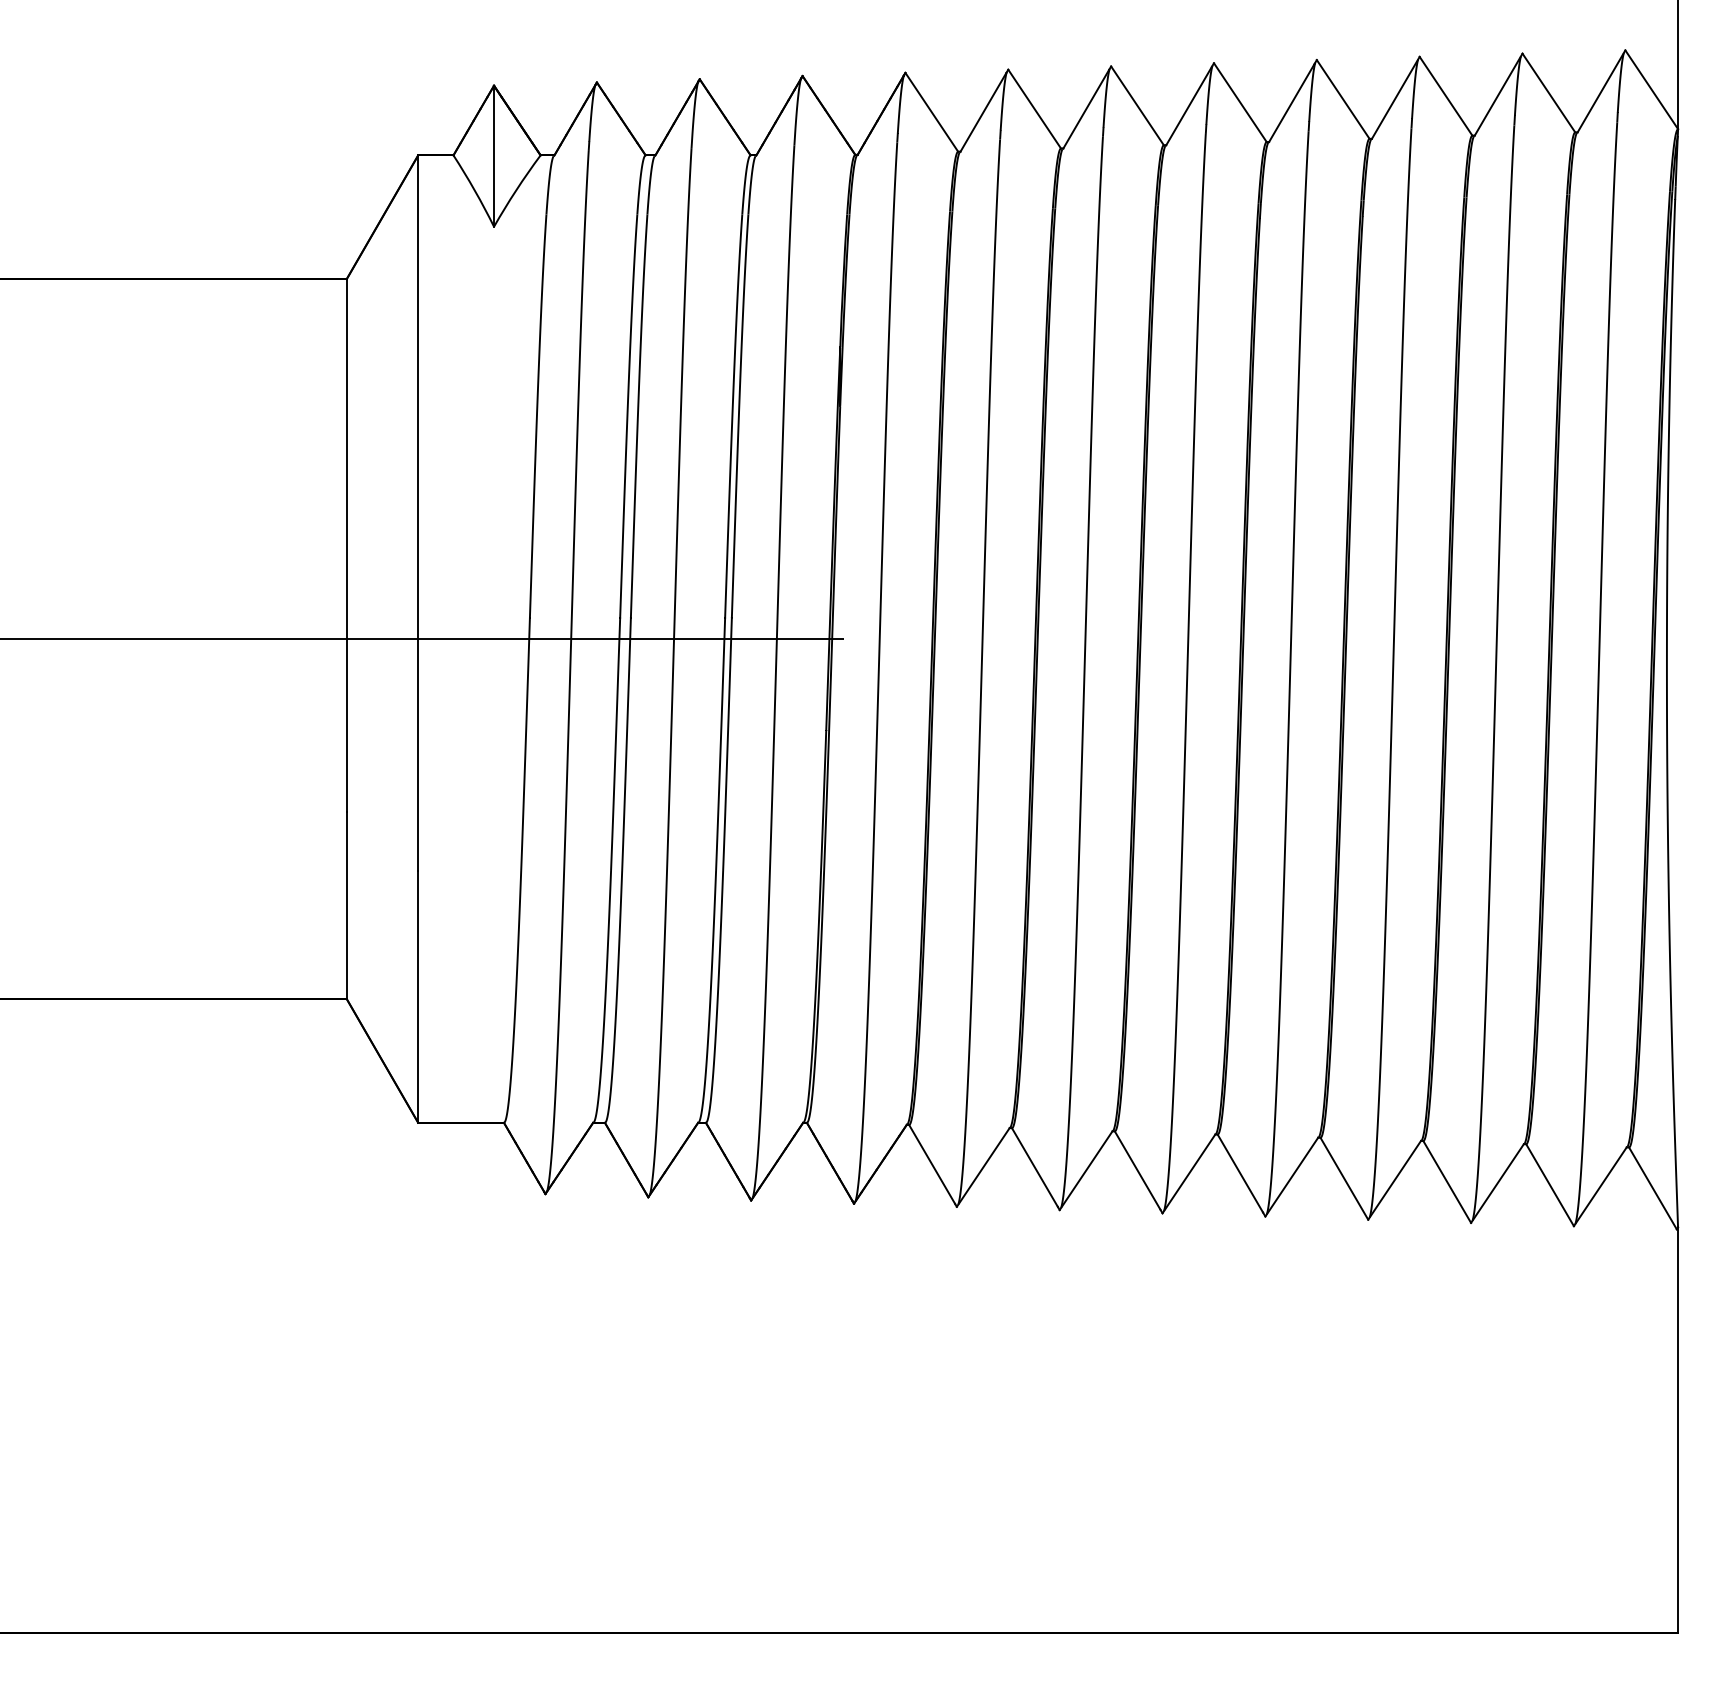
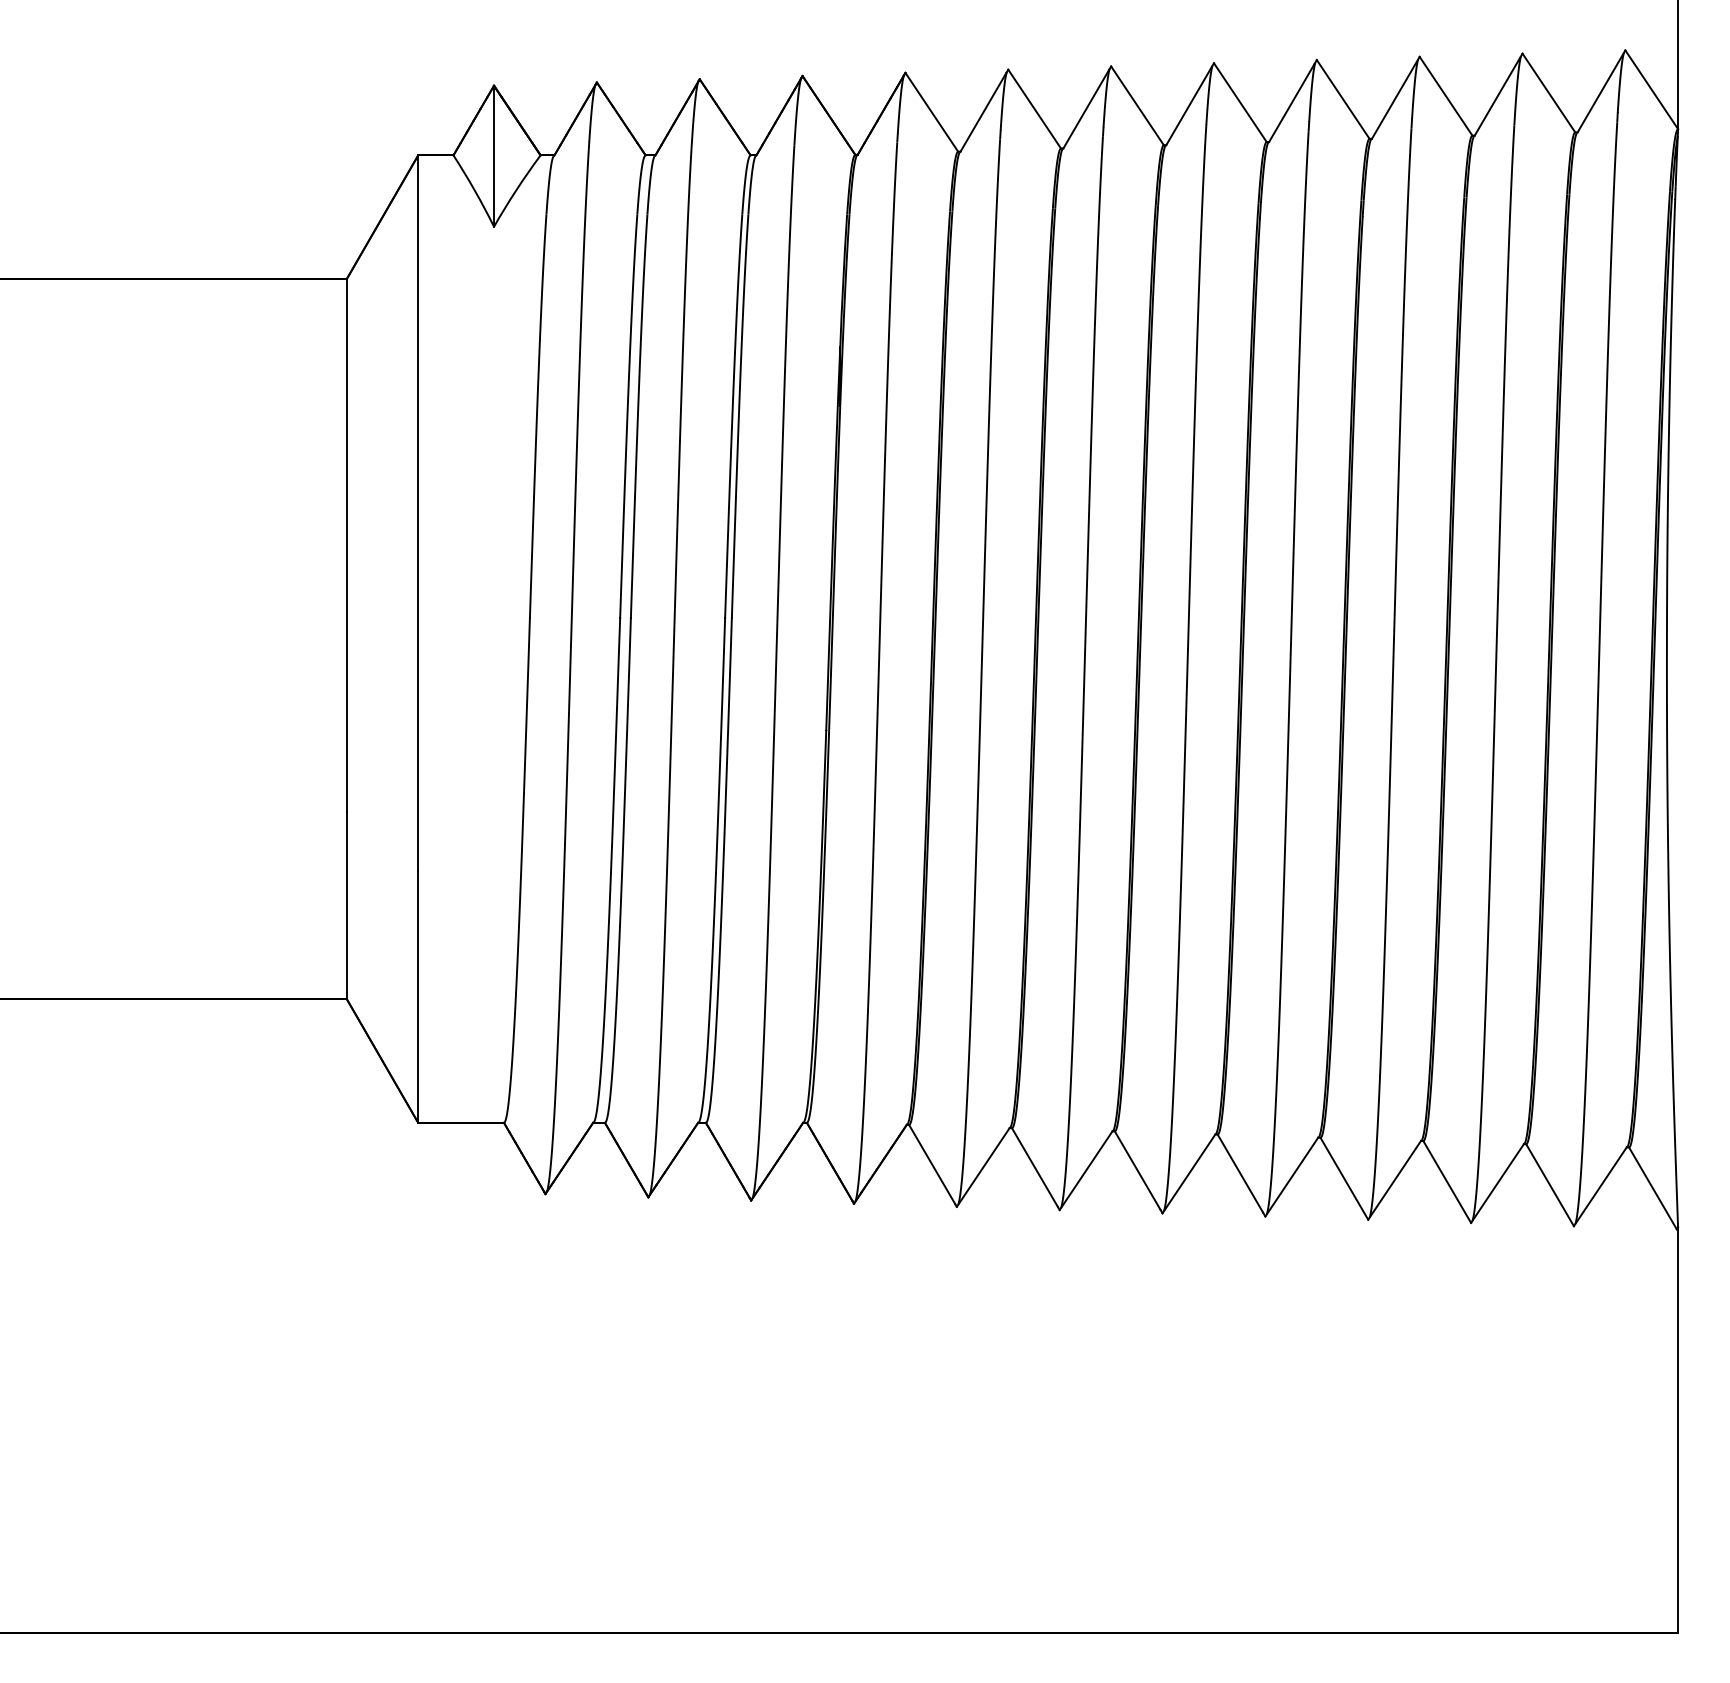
line: present -> none (423, 639)
